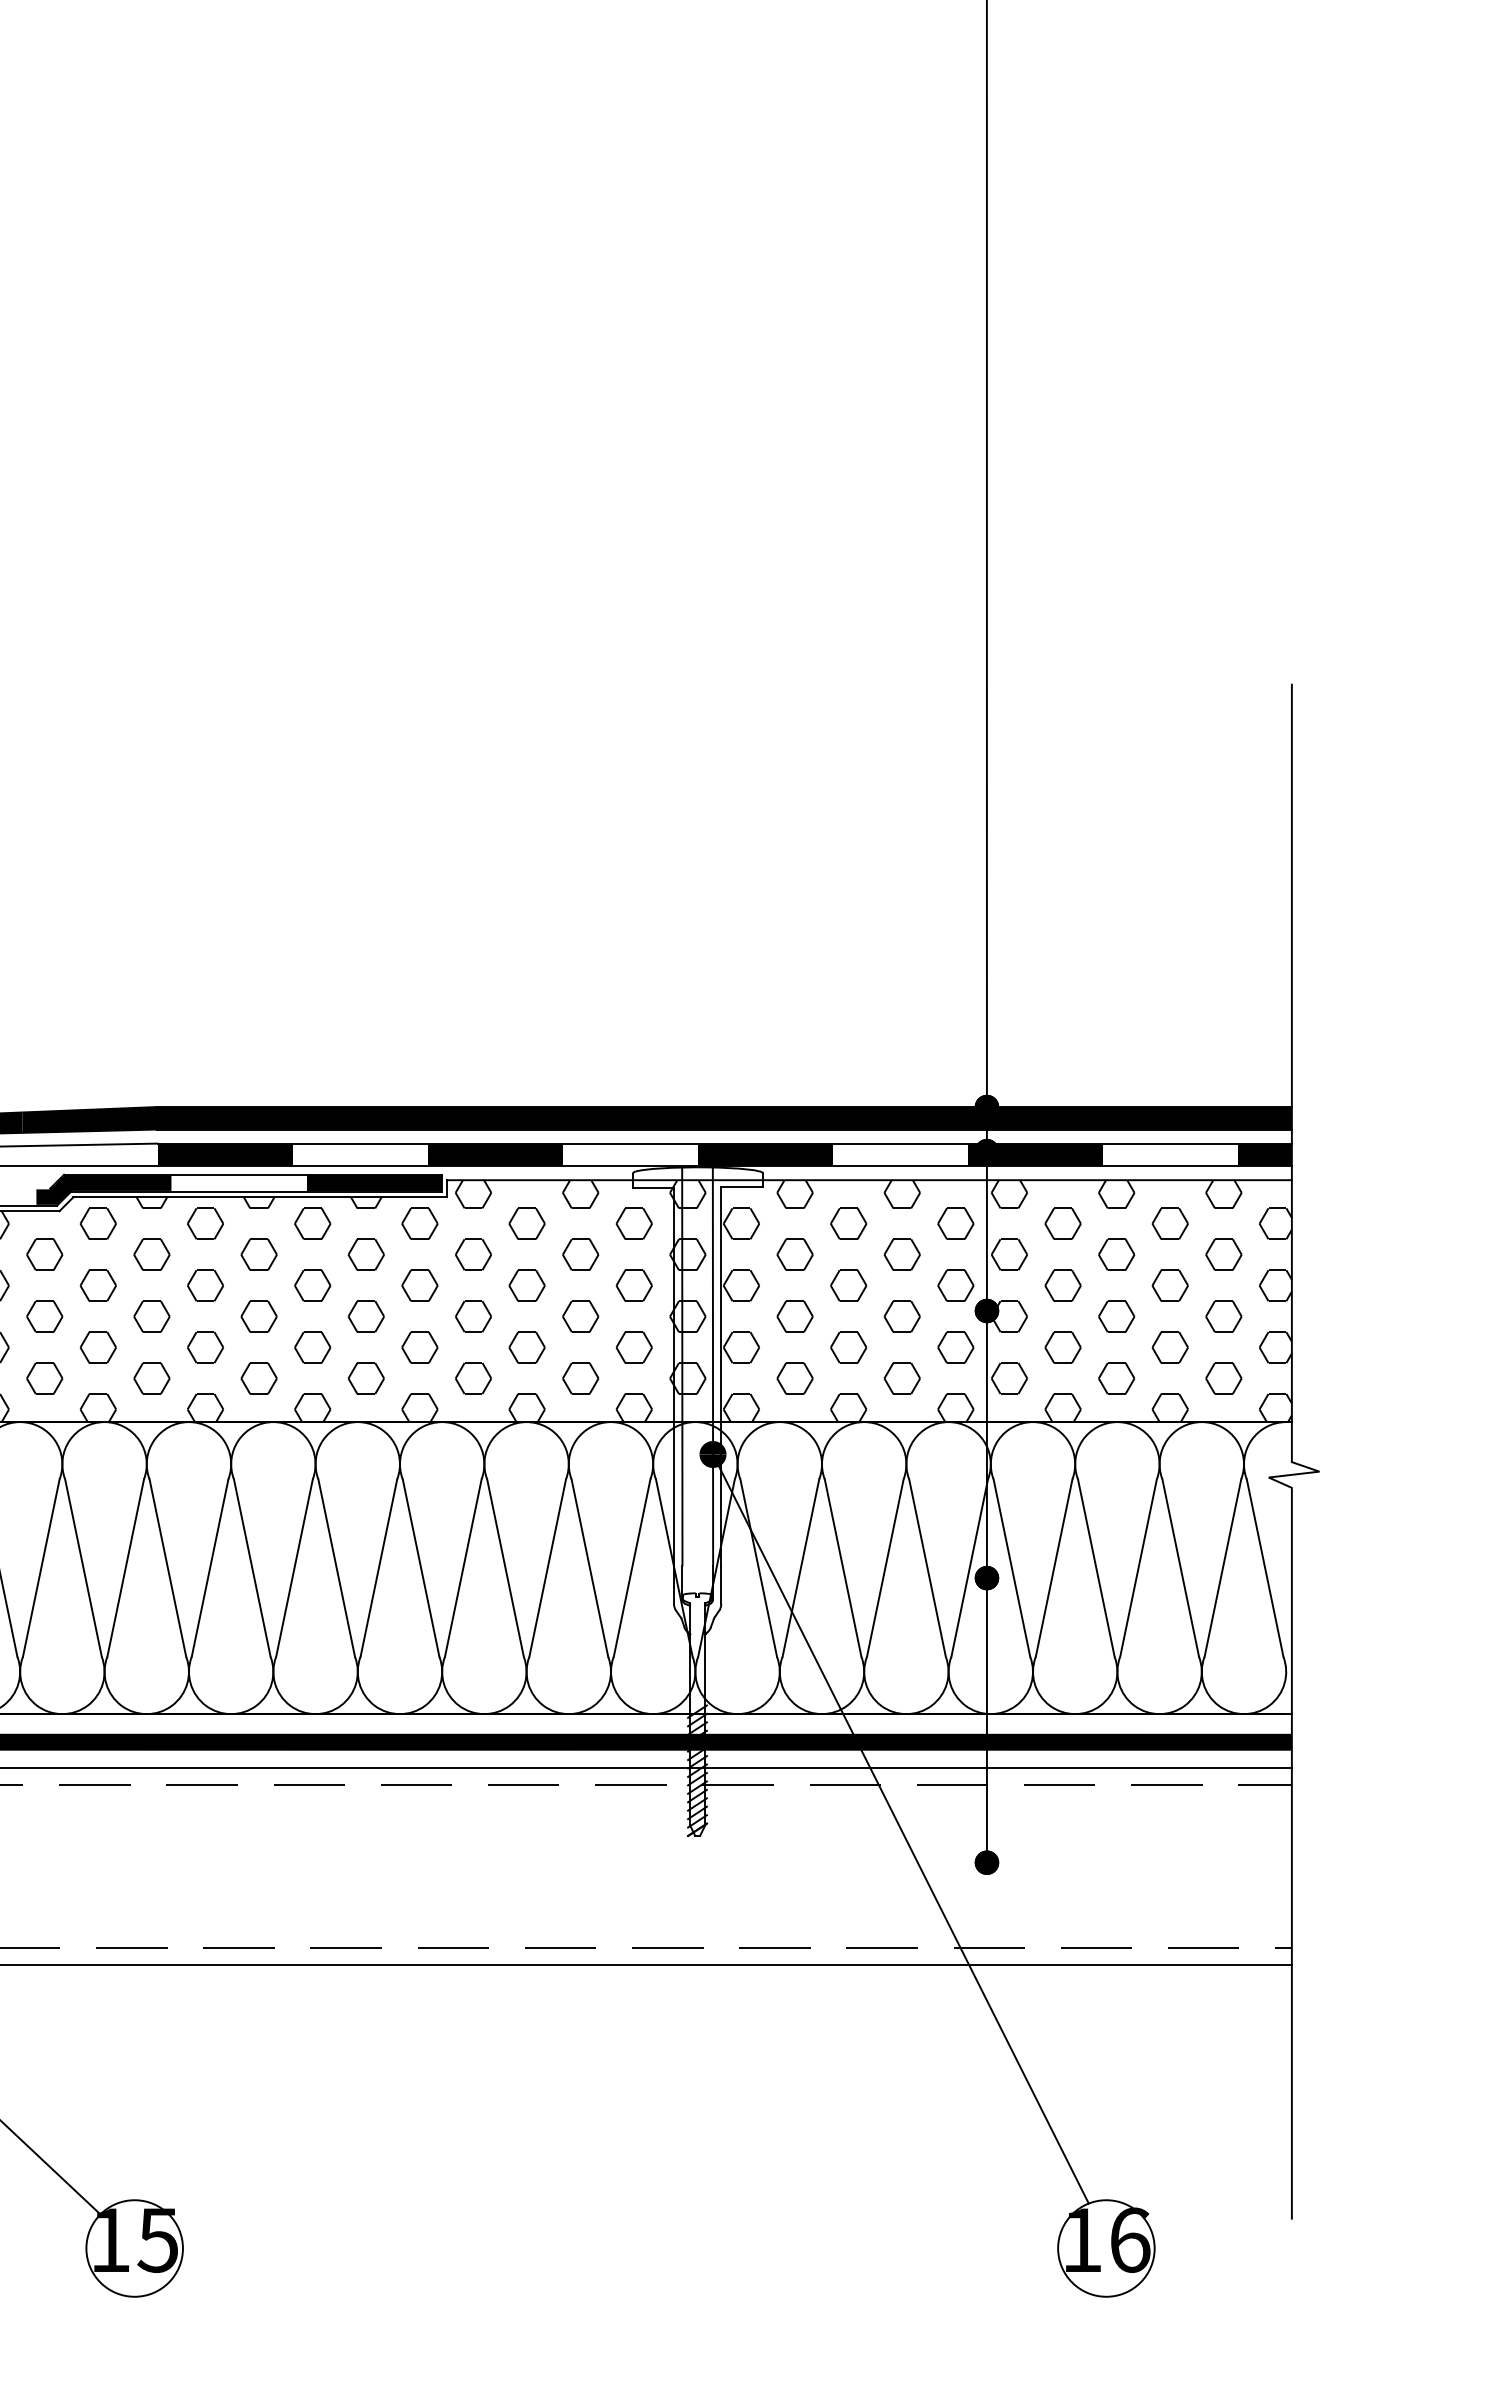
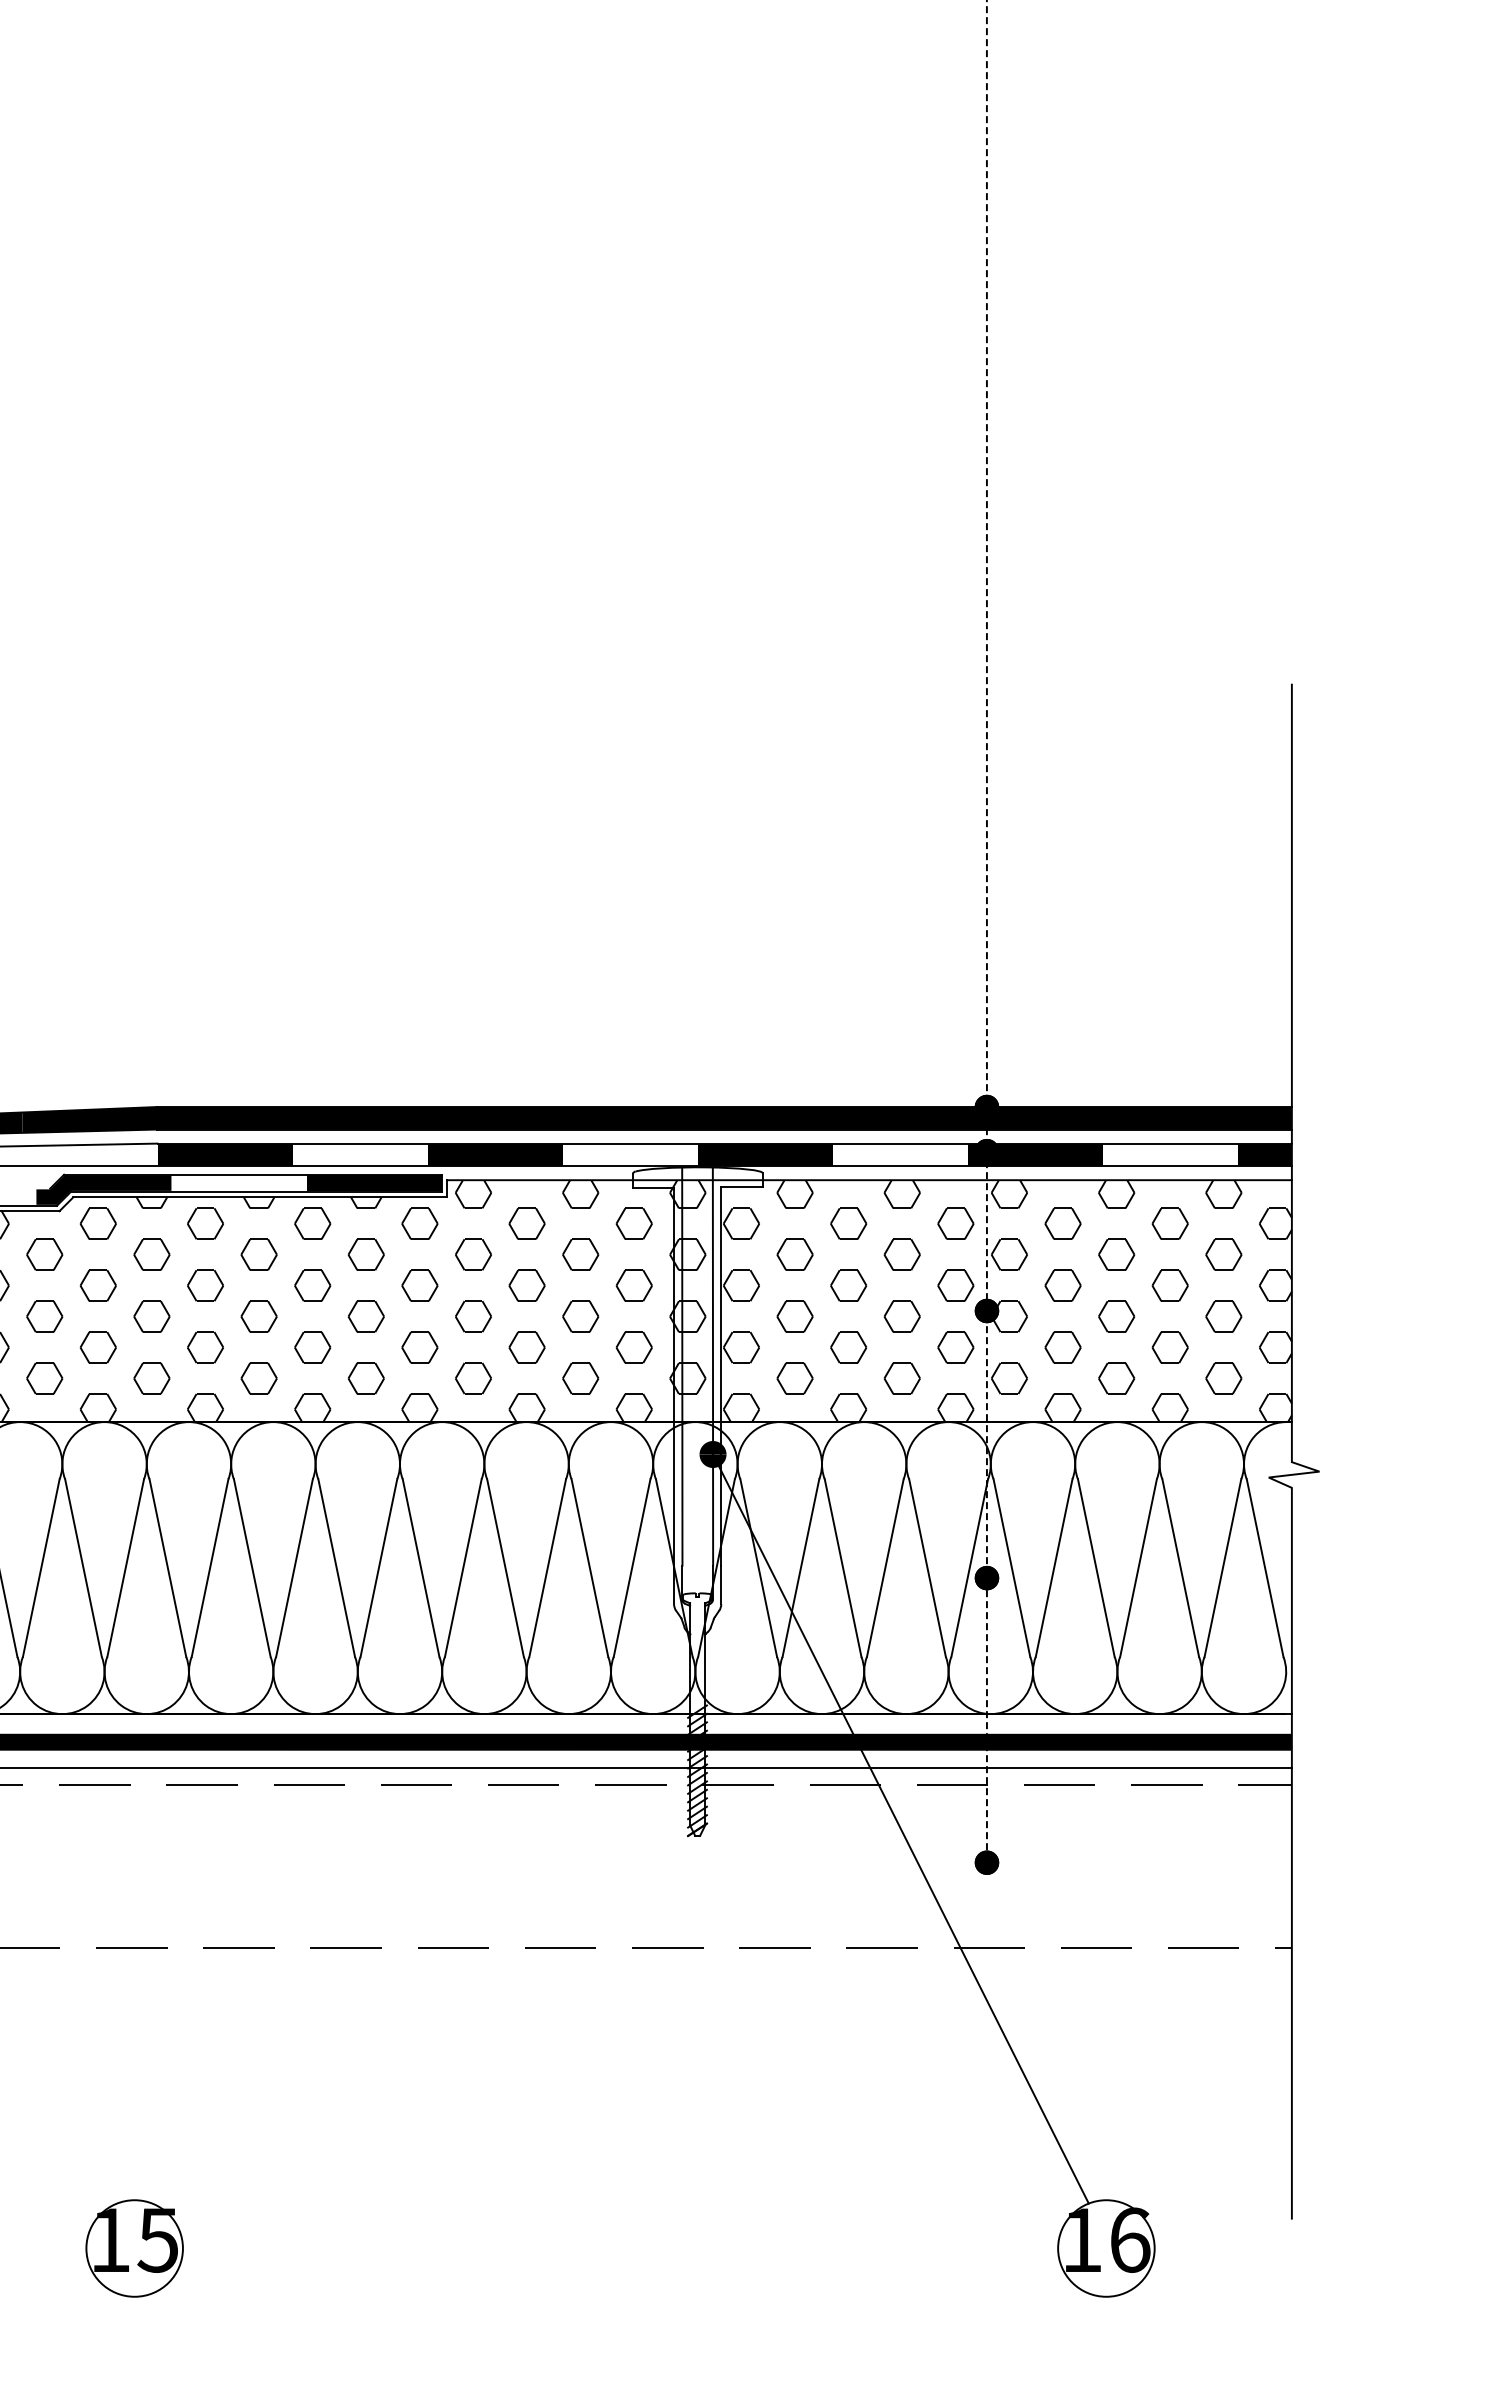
line: solid -> dashed (986, 931)
line: present -> none (646, 1964)
line: present -> none (51, 2168)
